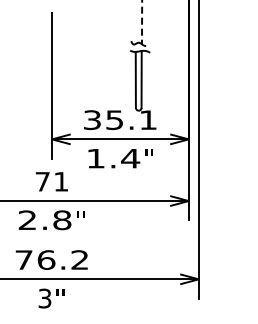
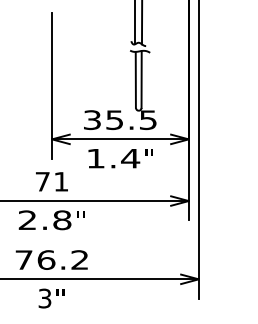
line: dashed -> solid (142, 22)
line: none -> present (135, 23)
text: 35.1 -> 35.5 (148, 120)
